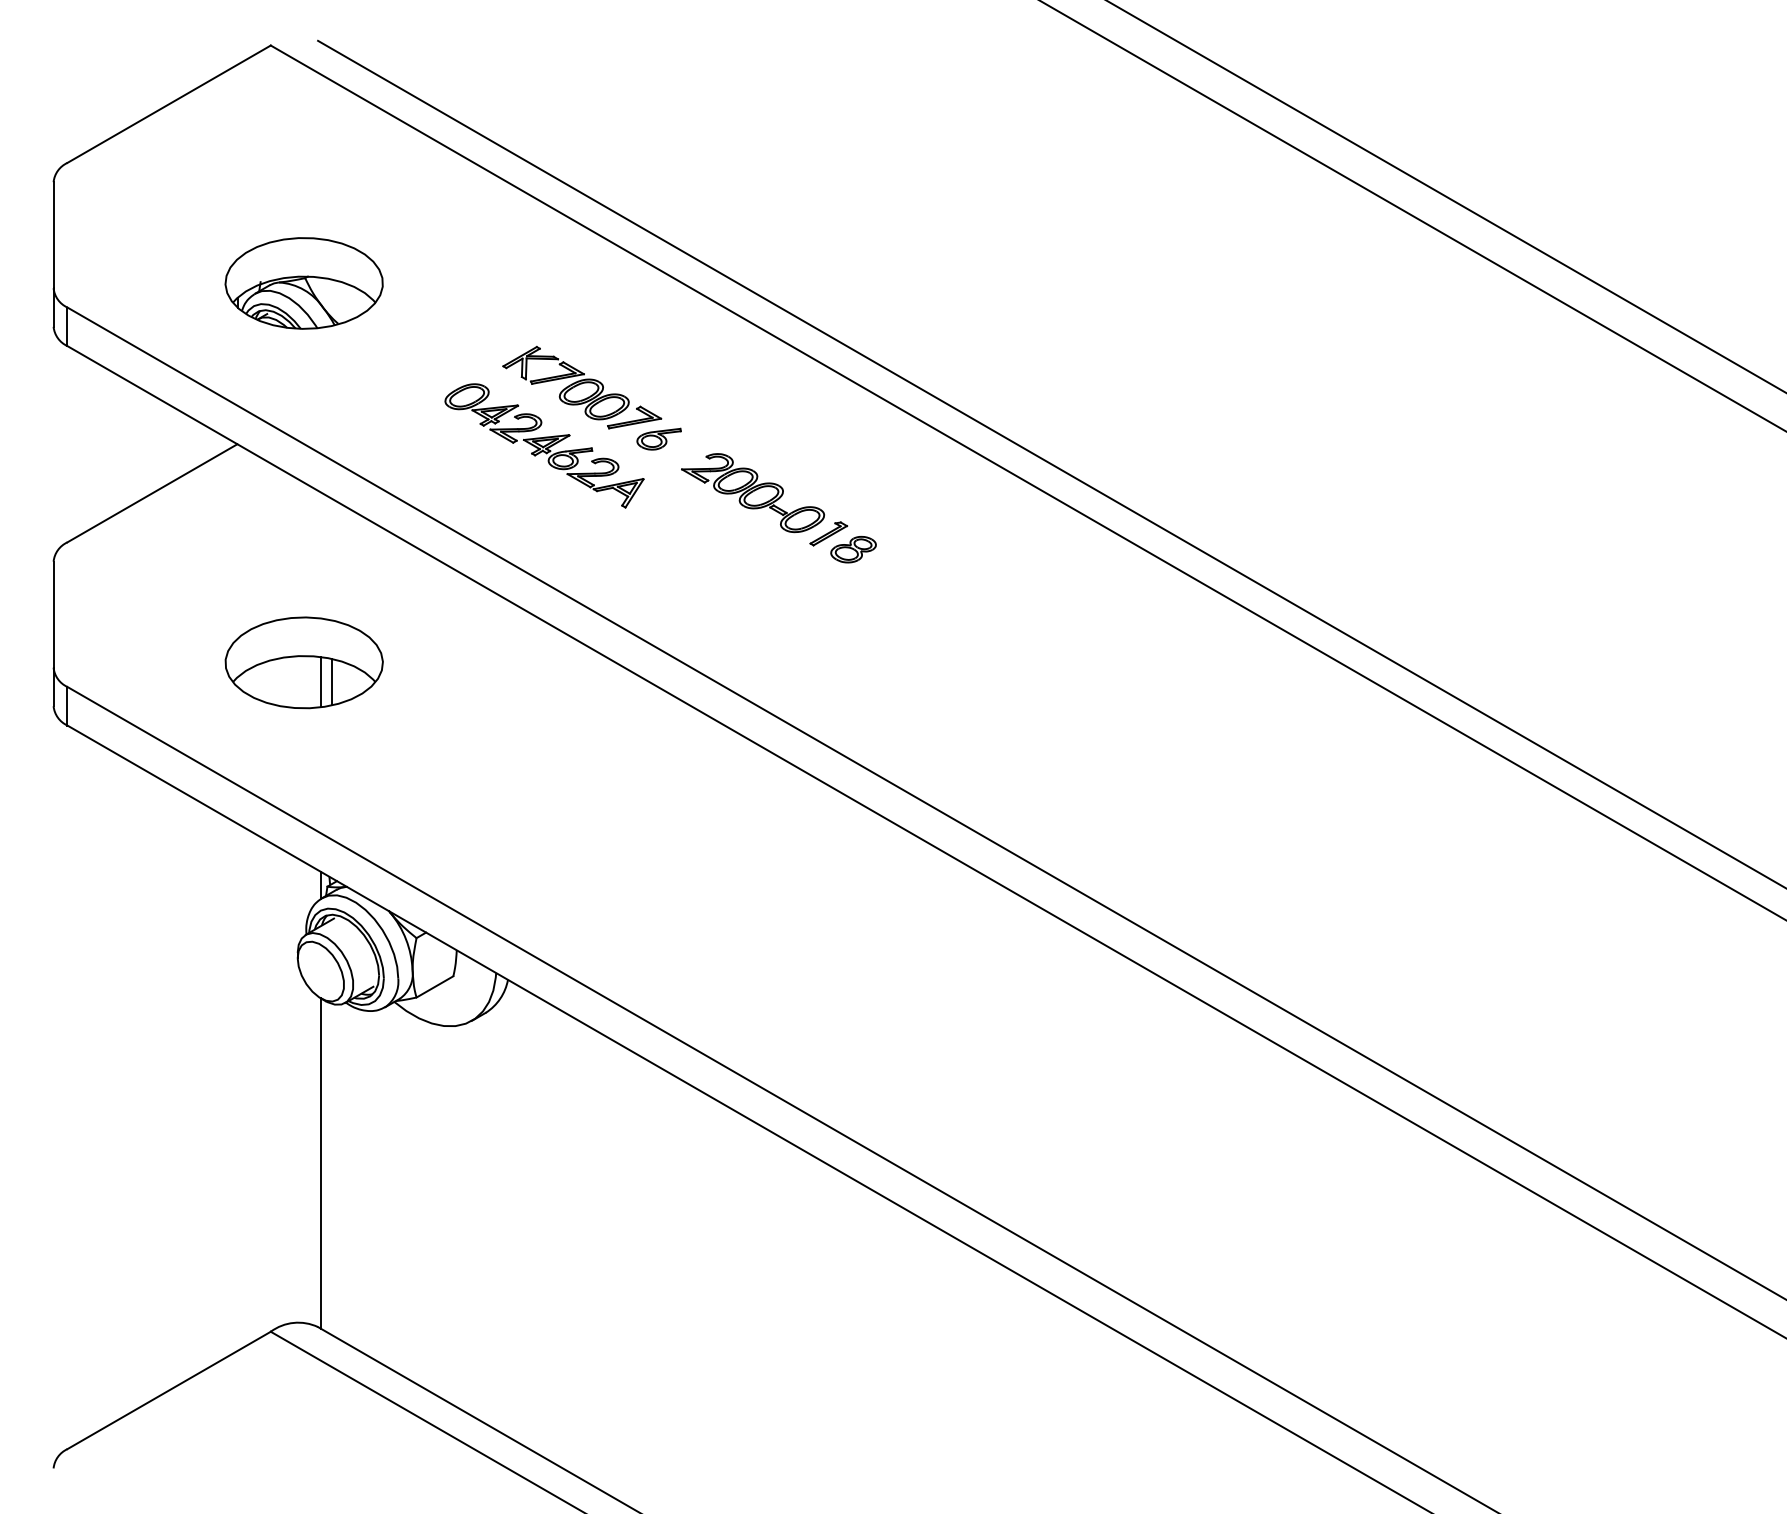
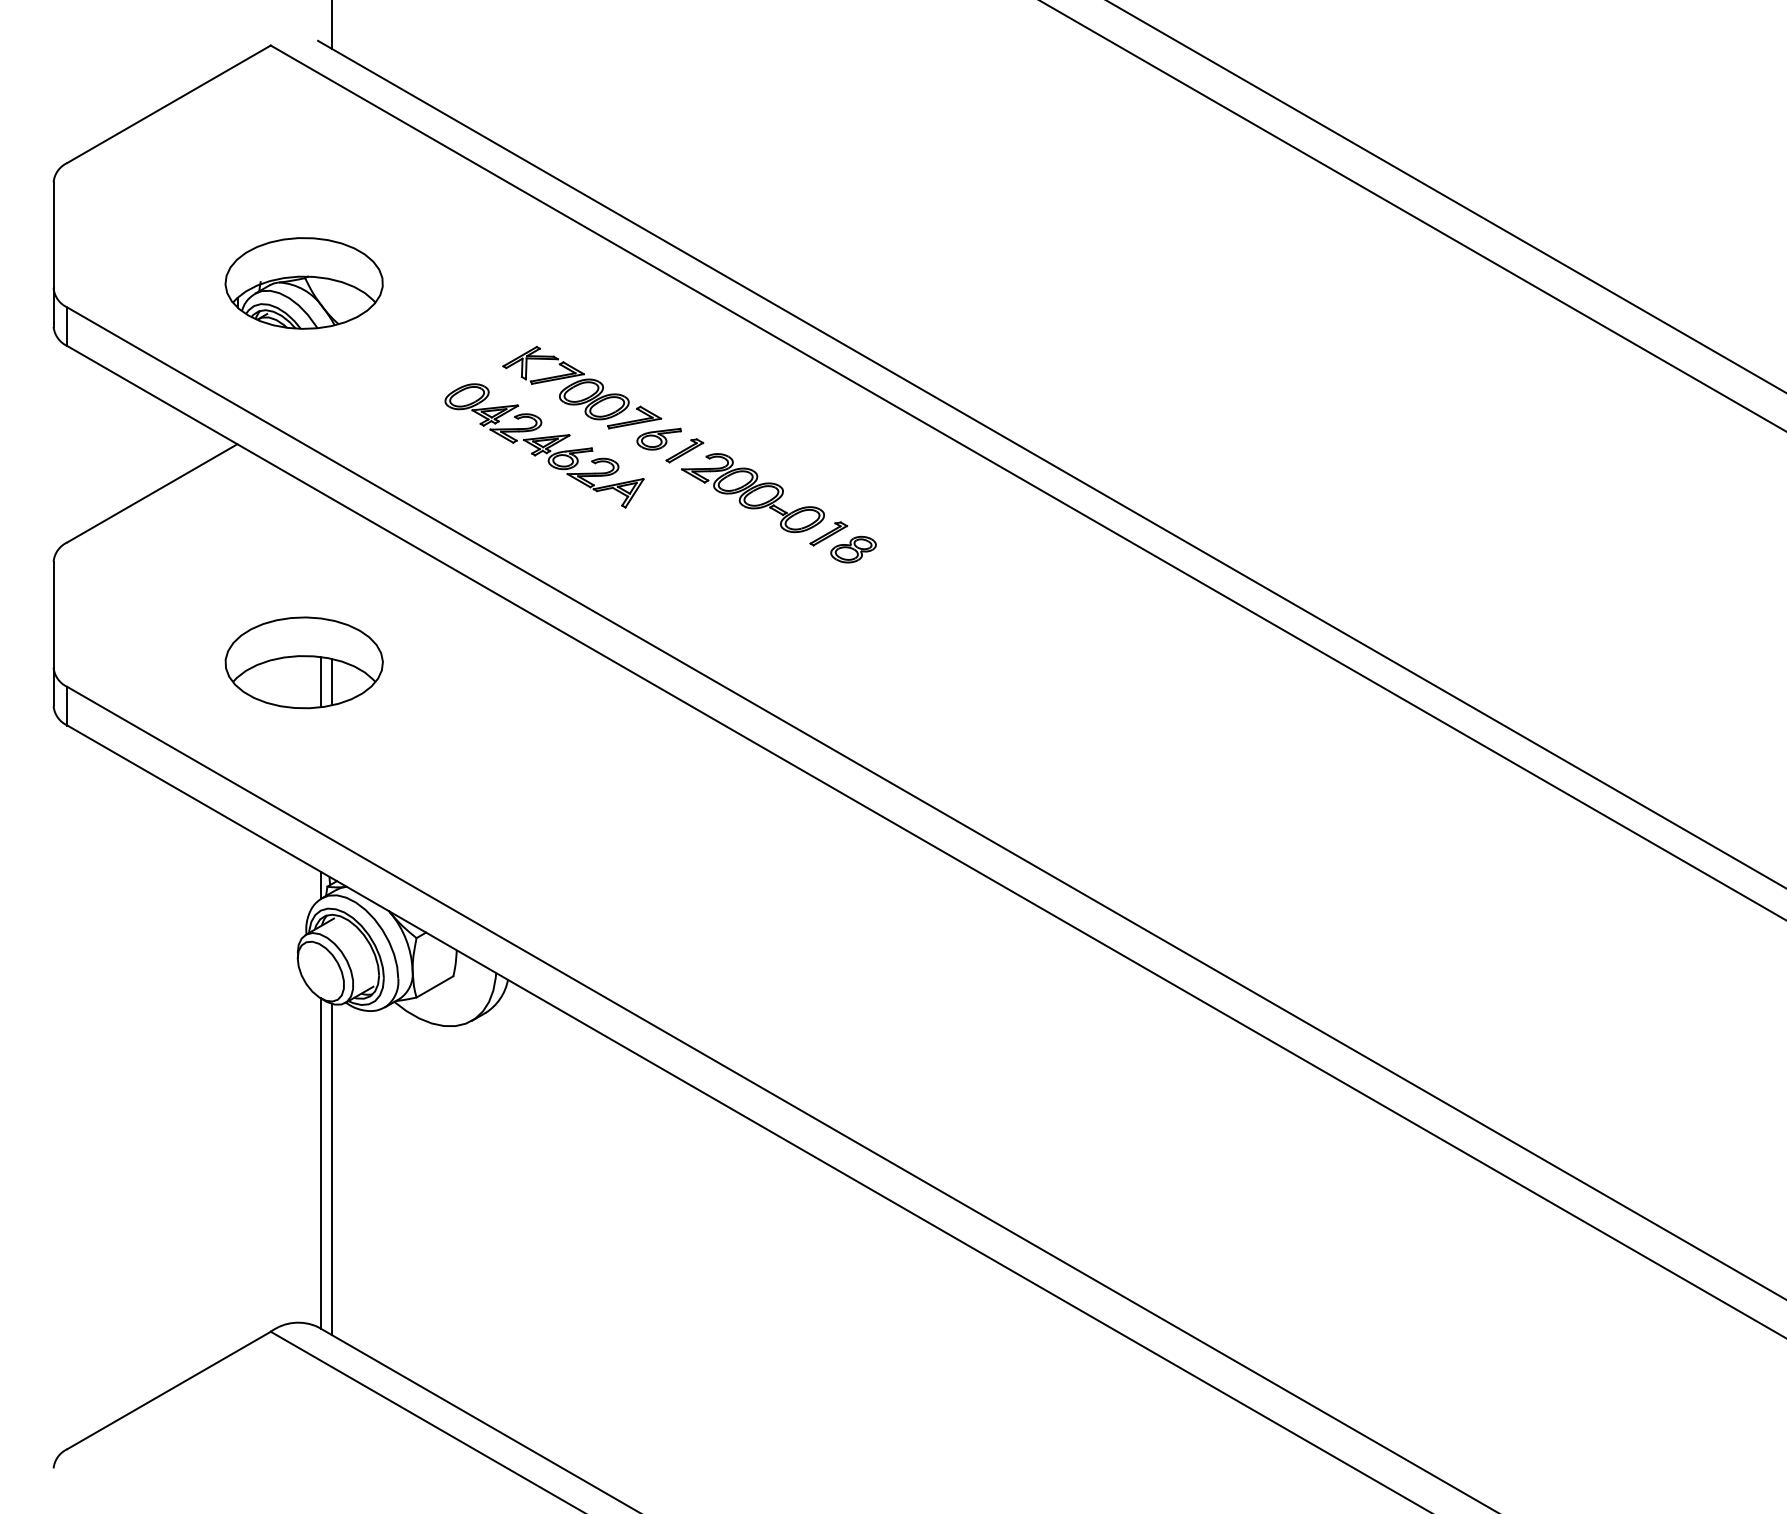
line: none -> present (332, 25)
part: none -> present (684, 450)
line: none -> present (332, 1169)
